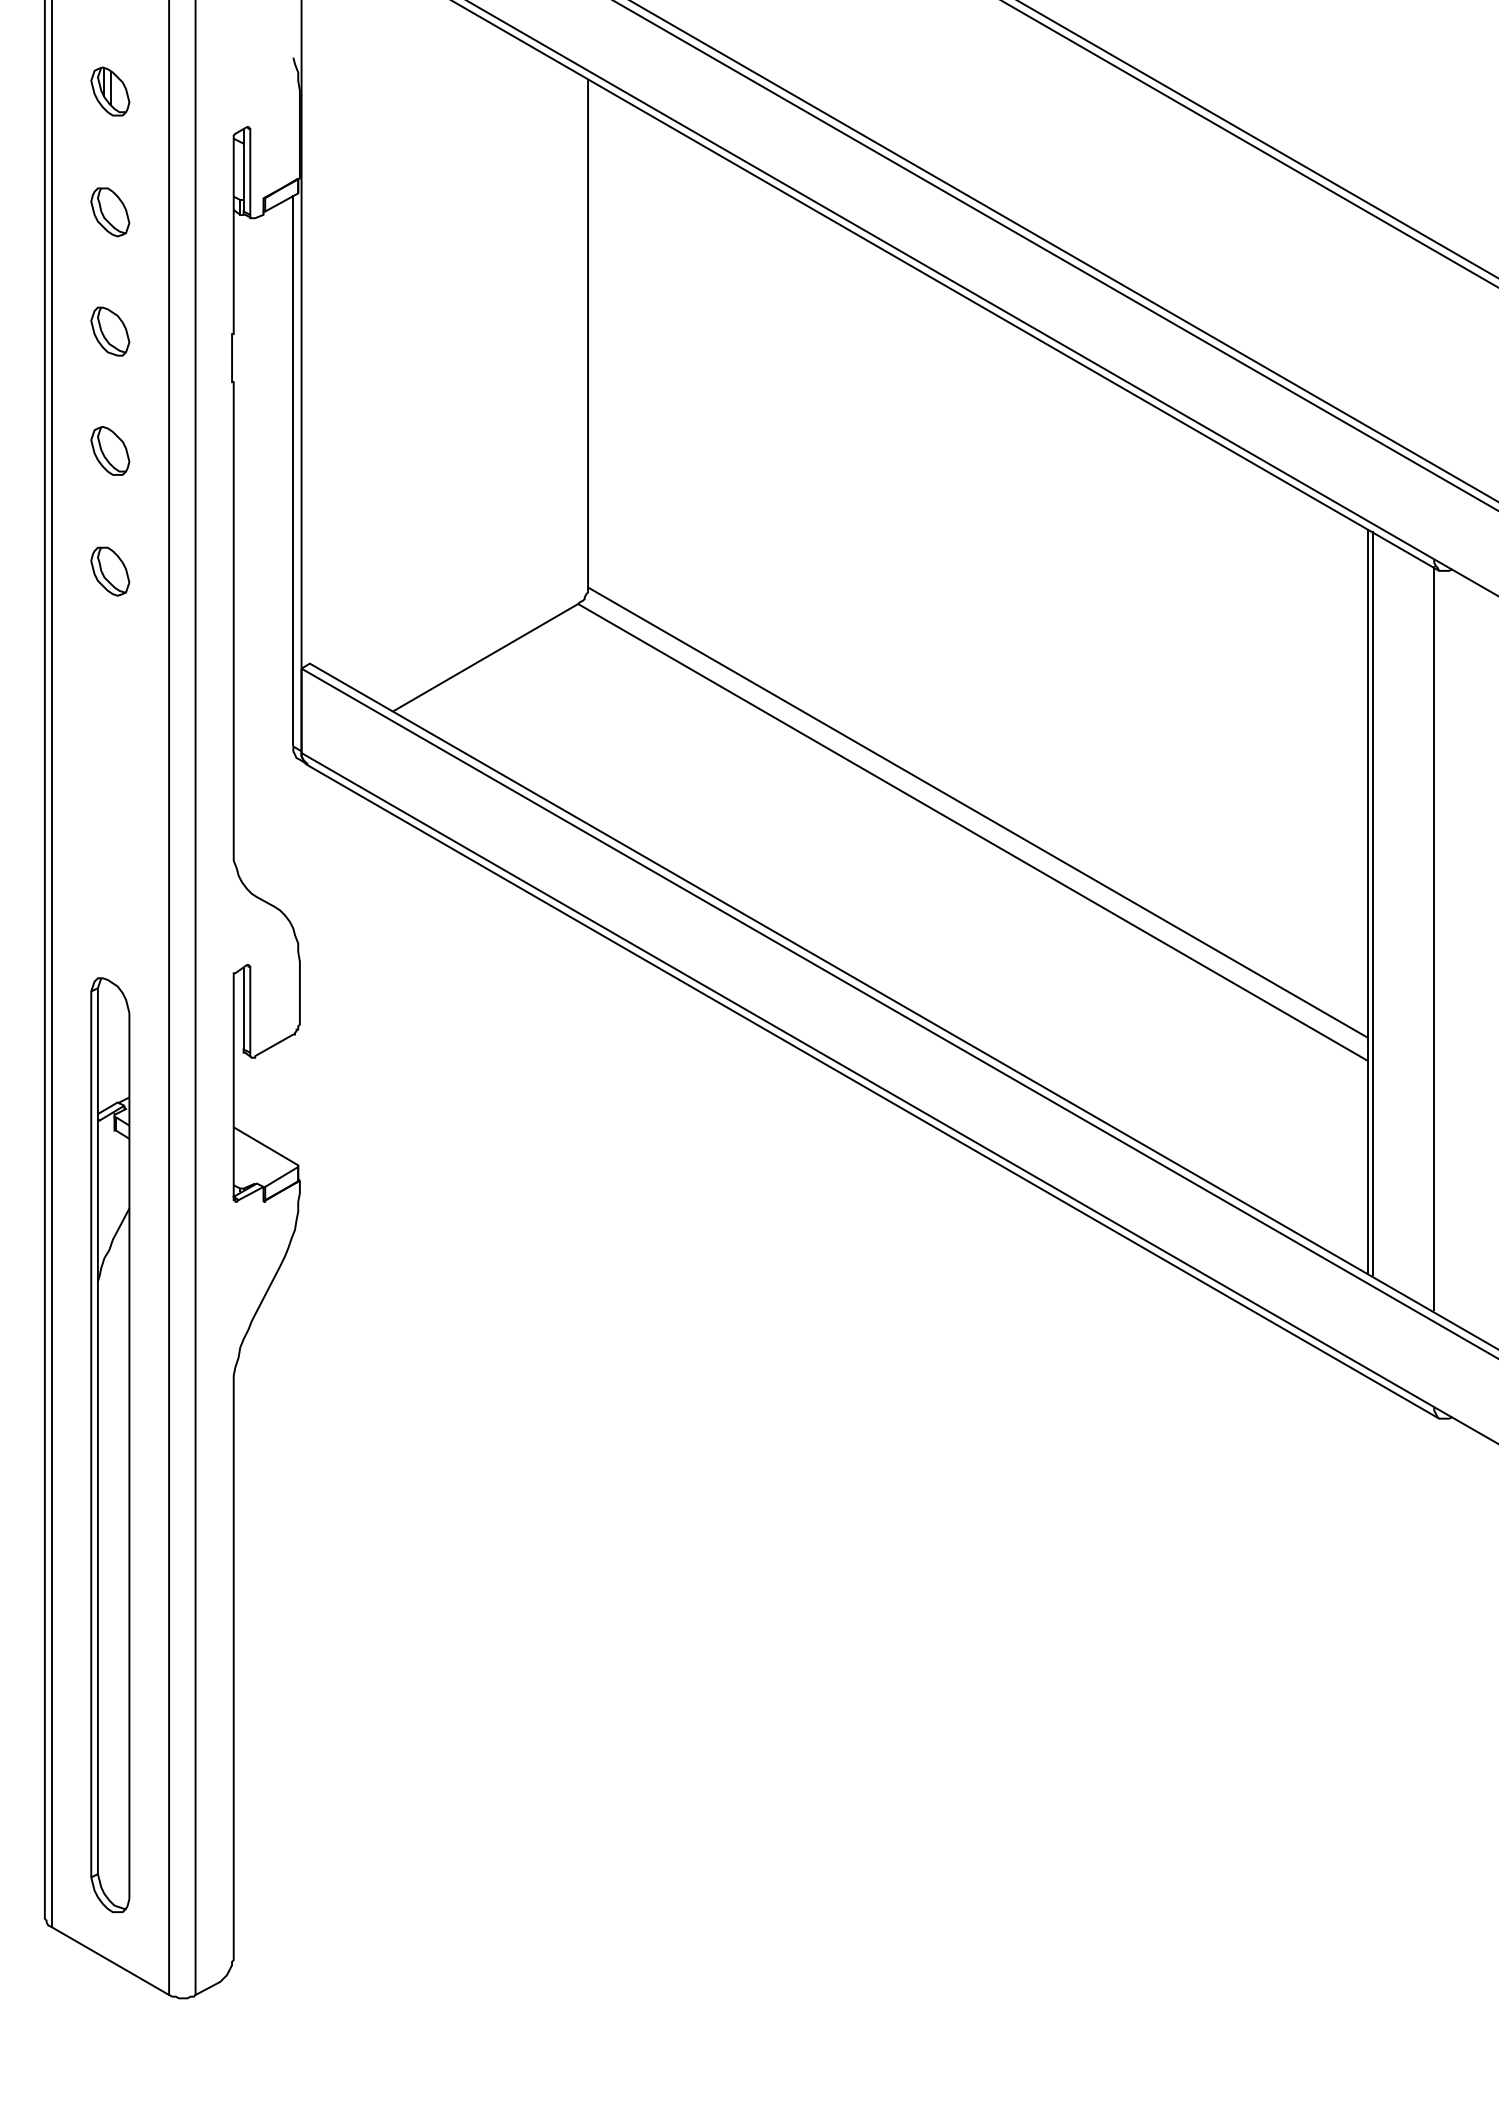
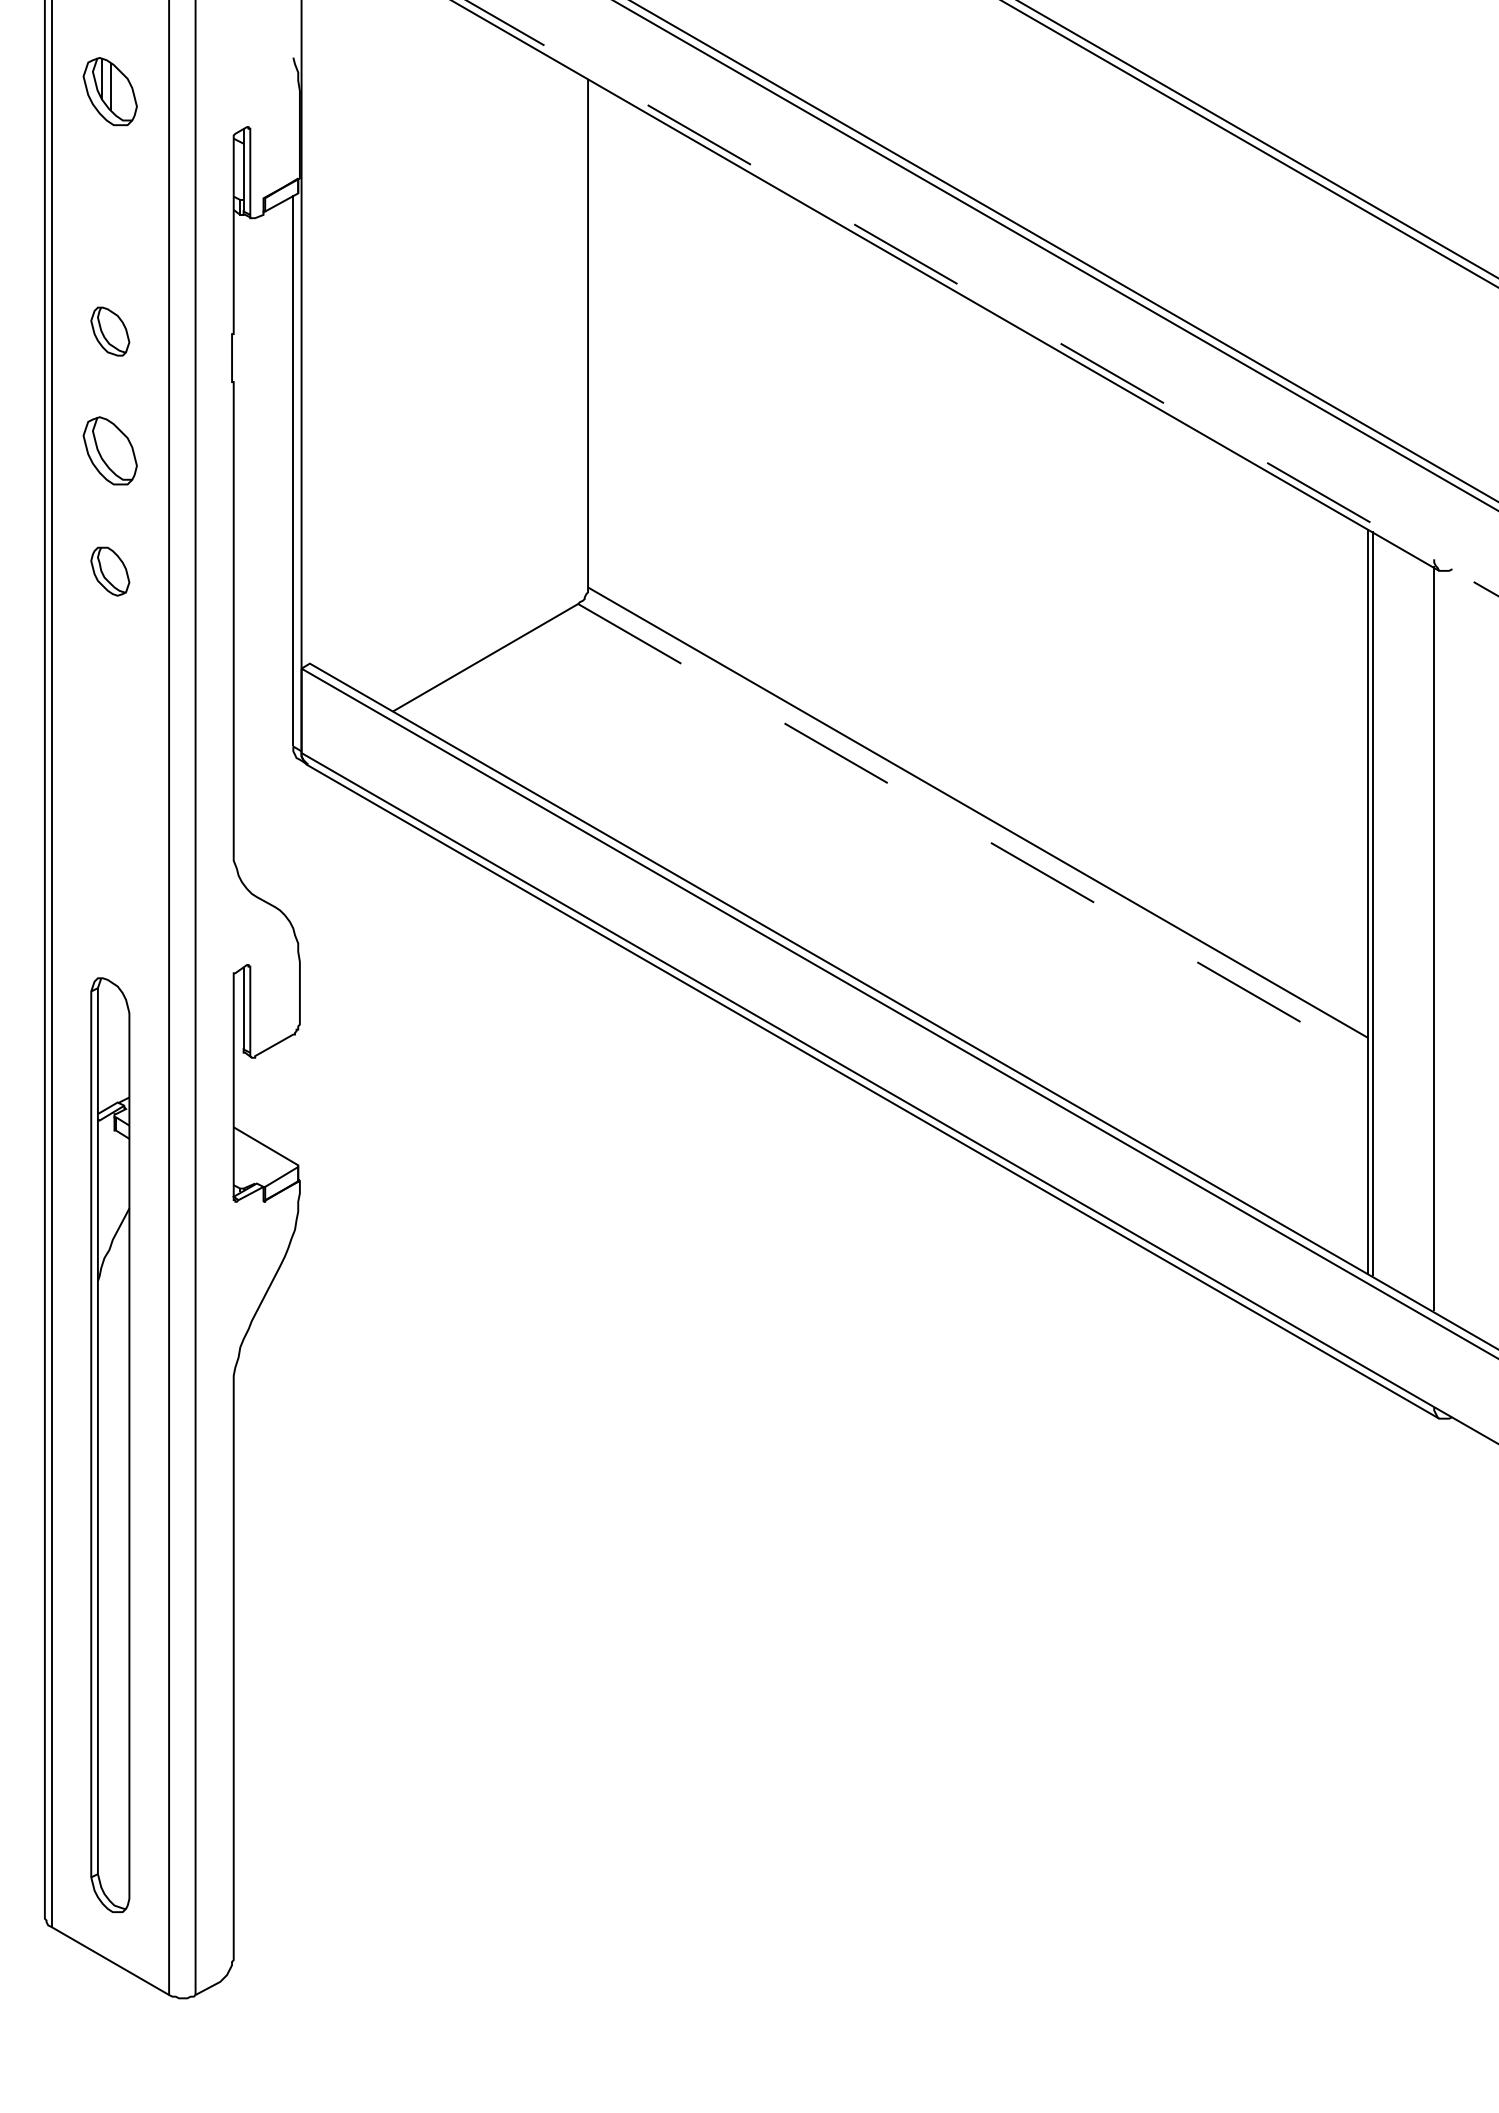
part size: 41x51 px -> 56x70 px (109, 91)
part: present -> none (110, 212)
line: solid -> dashed (982, 298)
part size: 41x50 px -> 56x70 px (109, 450)
line: solid -> dashed (973, 832)
